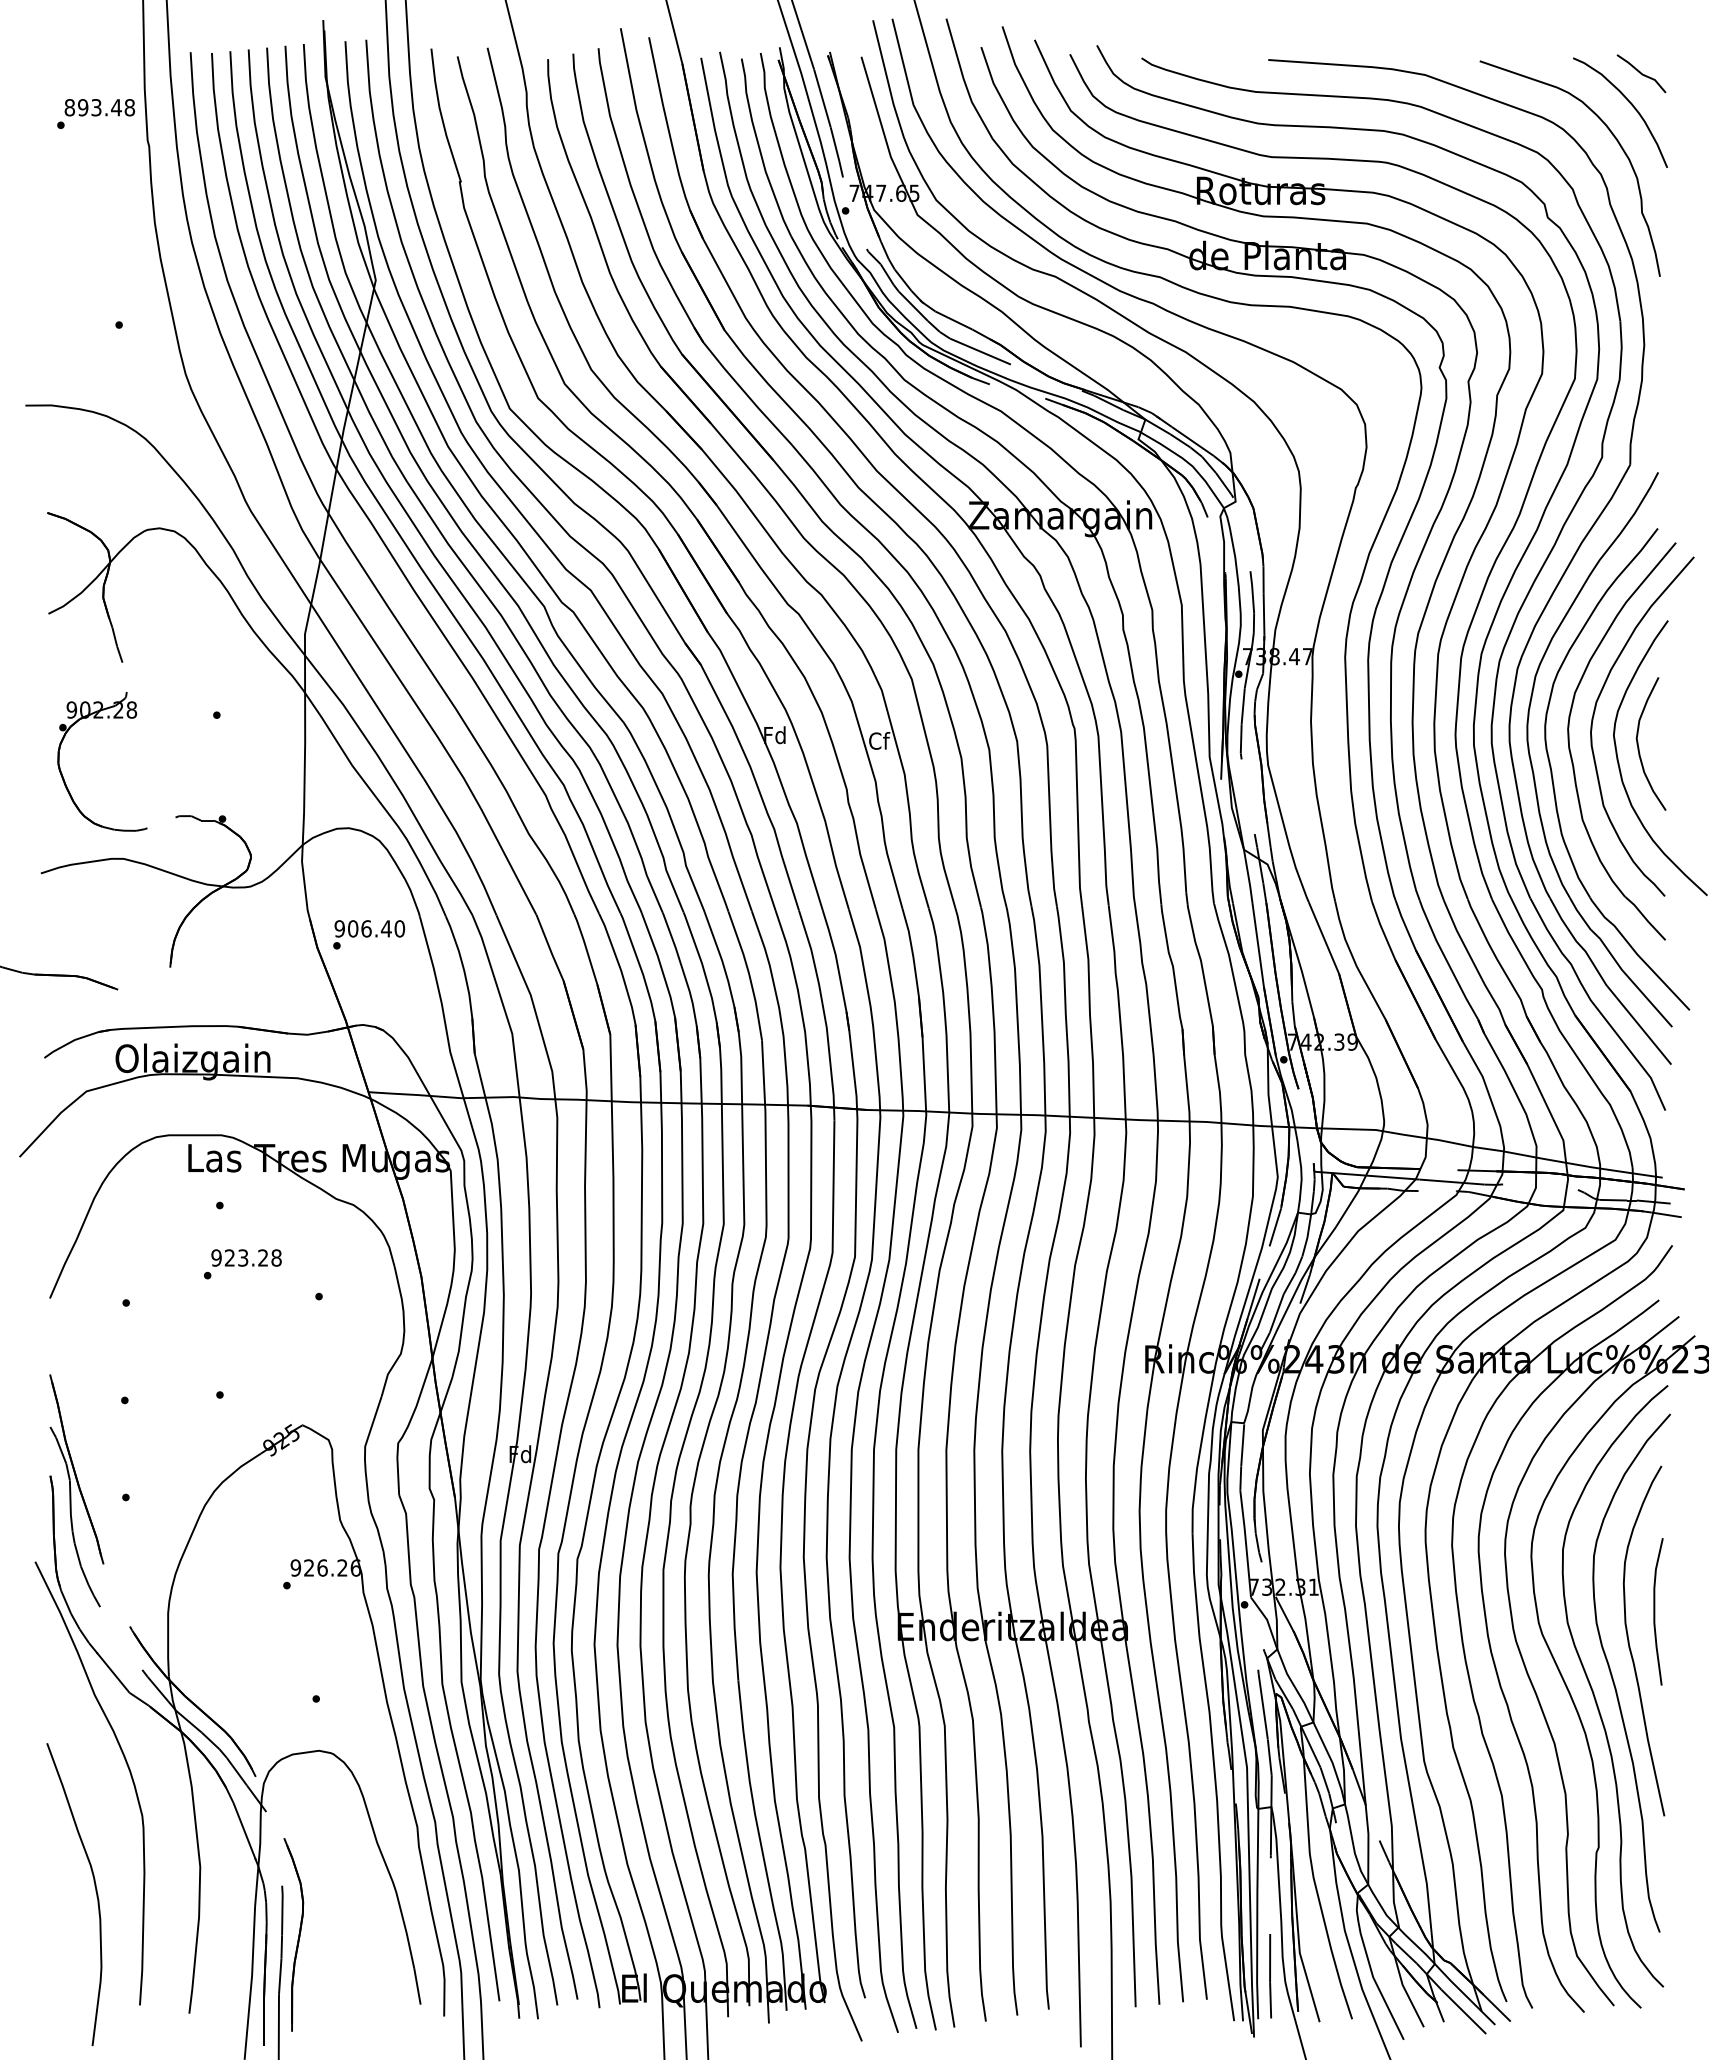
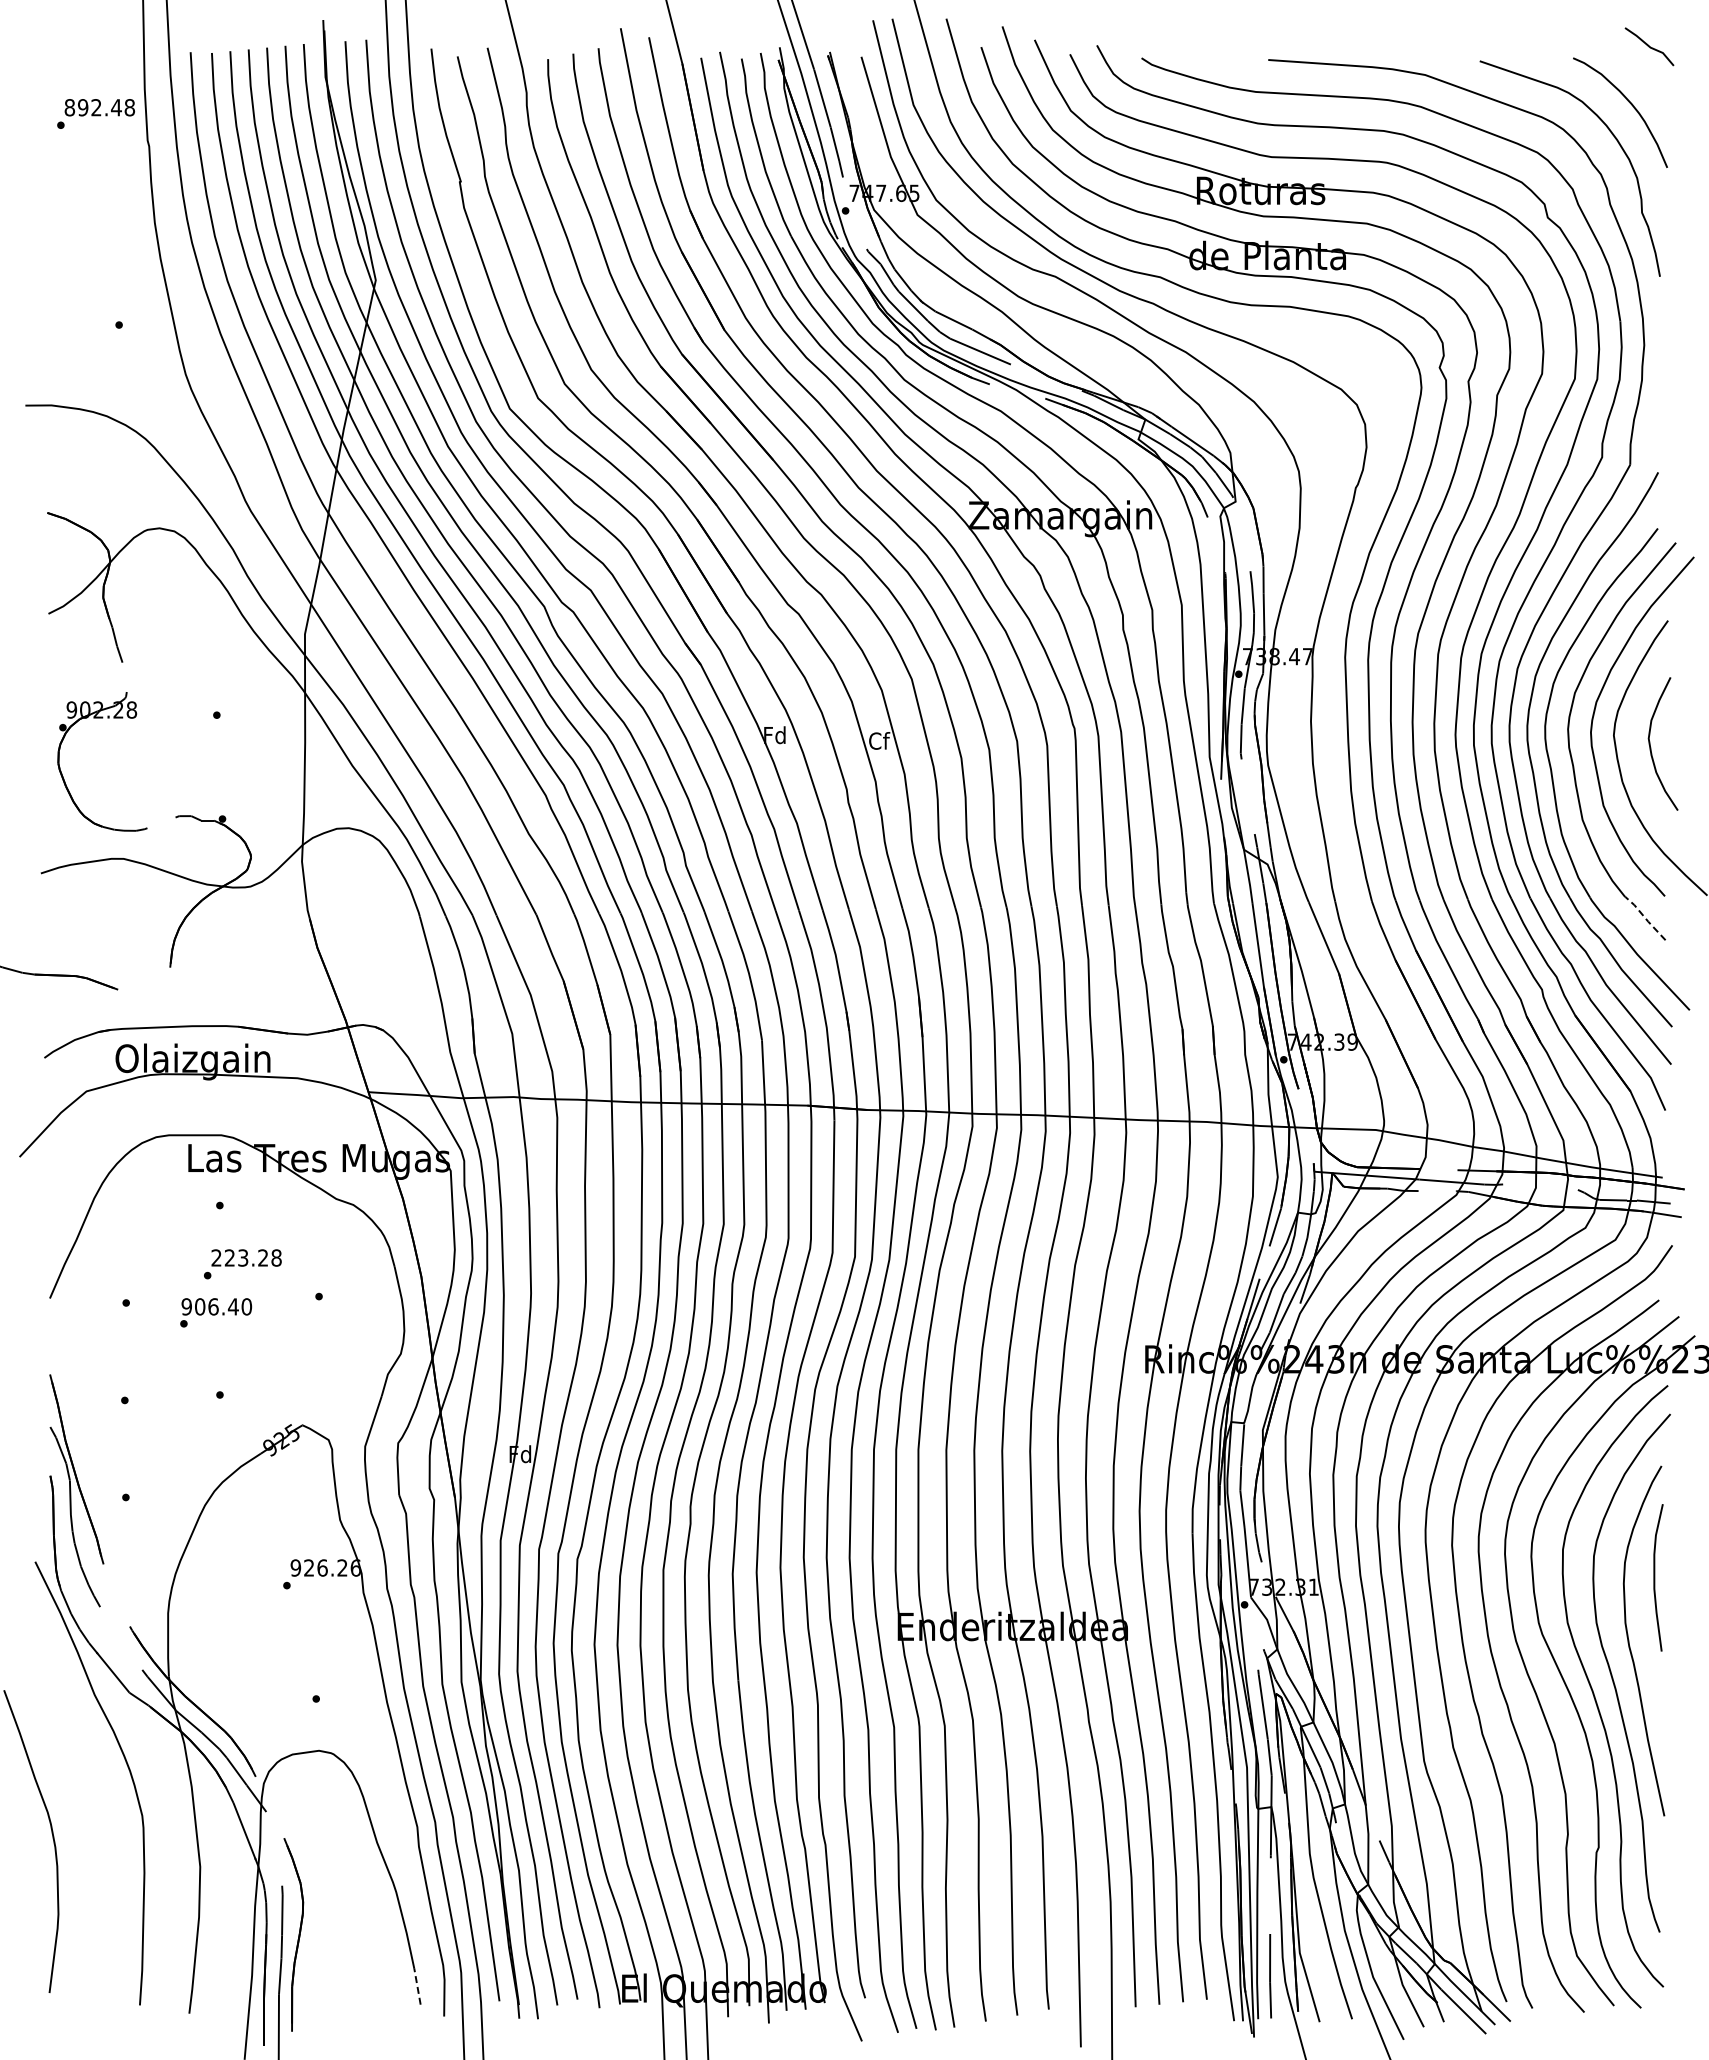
line position: (1641, 73) -> (1649, 46) (1649, 46)
text: 893.48 -> 892.48 (96, 107)
curve position: (1639, 747) -> (1651, 747) (1651, 747)
line: solid -> dashed (1645, 917)
text position: (369, 934) -> (216, 1312) (216, 1312)
text: 923.28 -> 223.28 (216, 1257)
curve position: (1655, 1611) -> (1655, 1577) (1655, 1577)
curve position: (95, 1891) -> (52, 1838) (52, 1838)
line: solid -> dashed (417, 1986)
